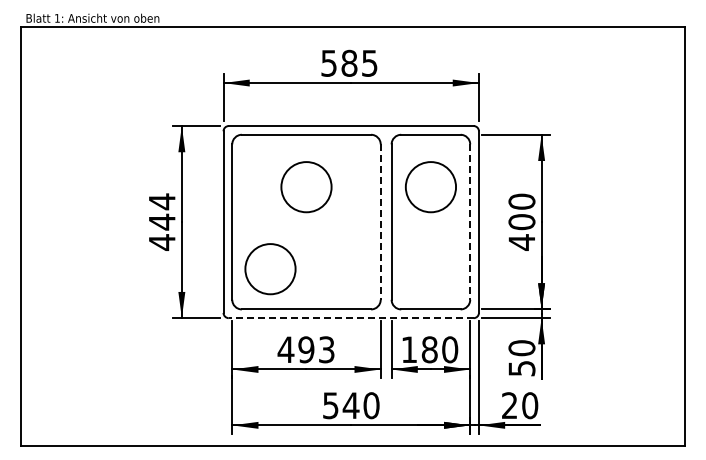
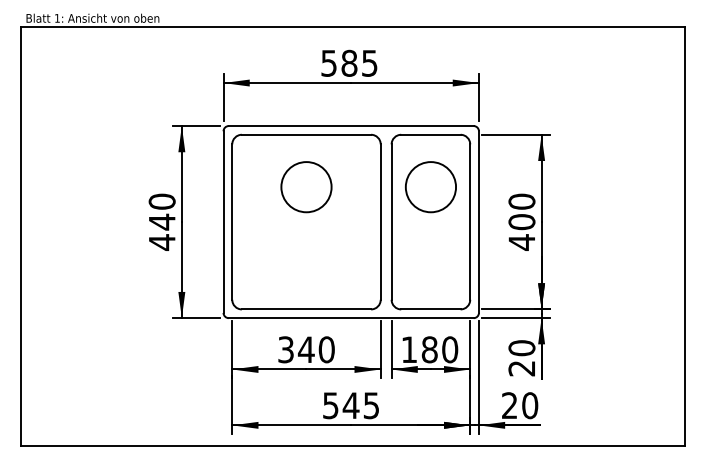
text: 444 -> 440 (161, 201)
line: dashed -> solid (380, 222)
line: dashed -> solid (470, 222)
circle: present -> none (270, 269)
line: dashed -> solid (350, 318)
text: 493 -> 340 (305, 349)
text: 50 -> 20 (521, 368)
text: 540 -> 545 (371, 405)
